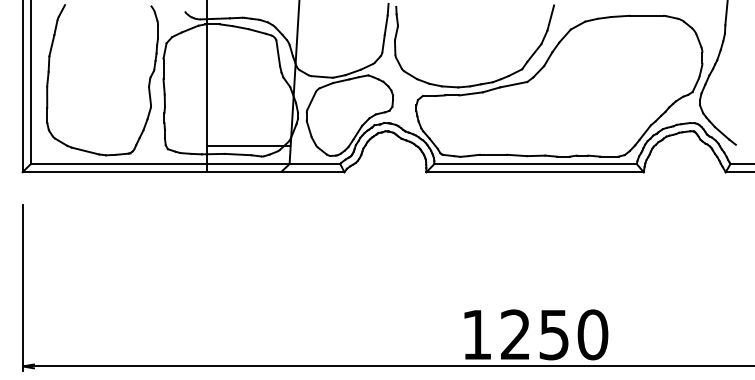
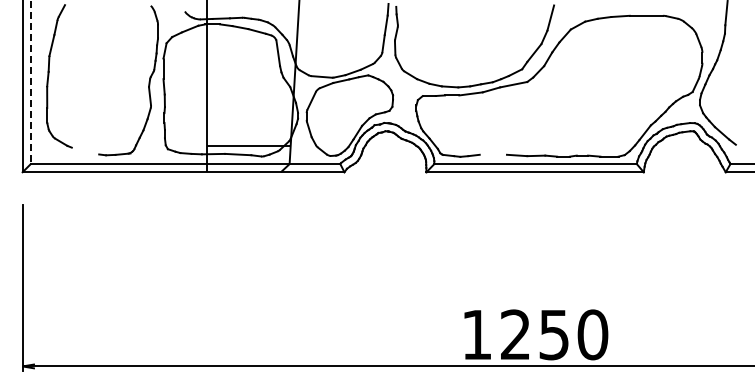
line: solid -> dashed (30, 82)
line: present -> none (85, 150)
line: present -> none (492, 154)
